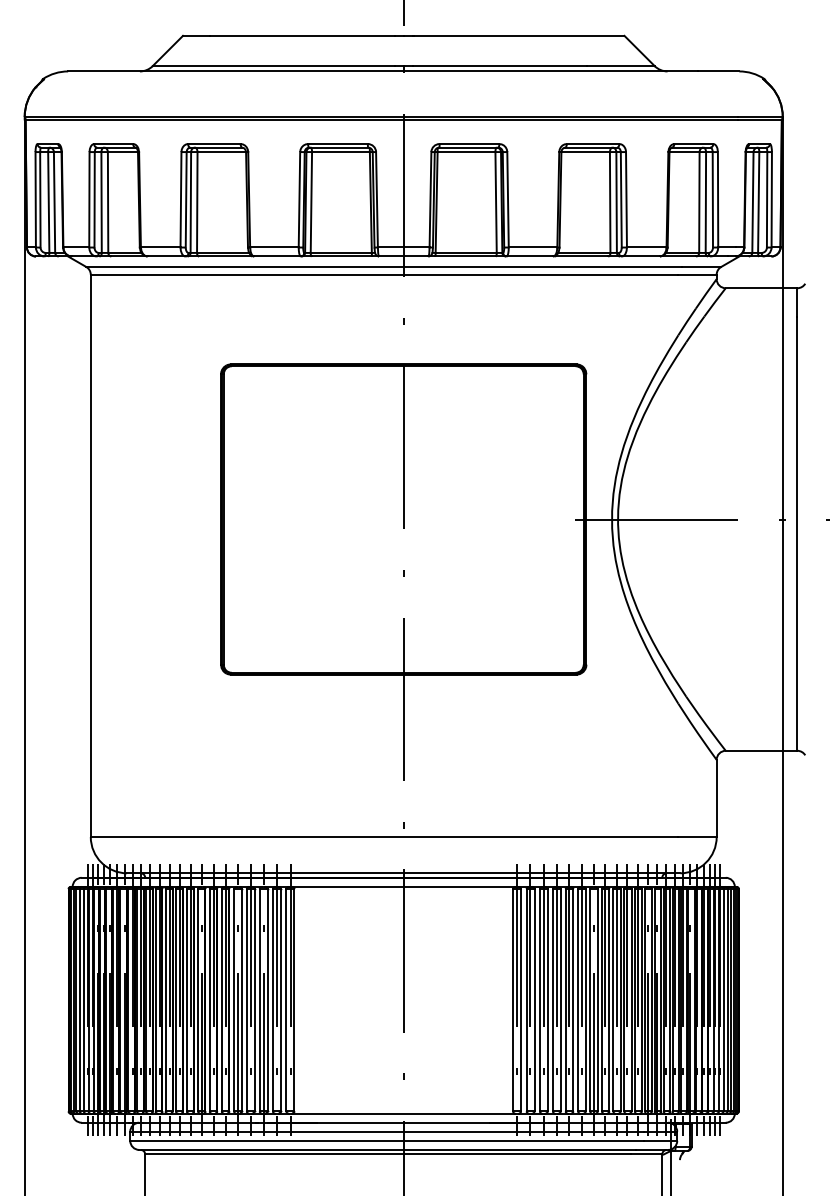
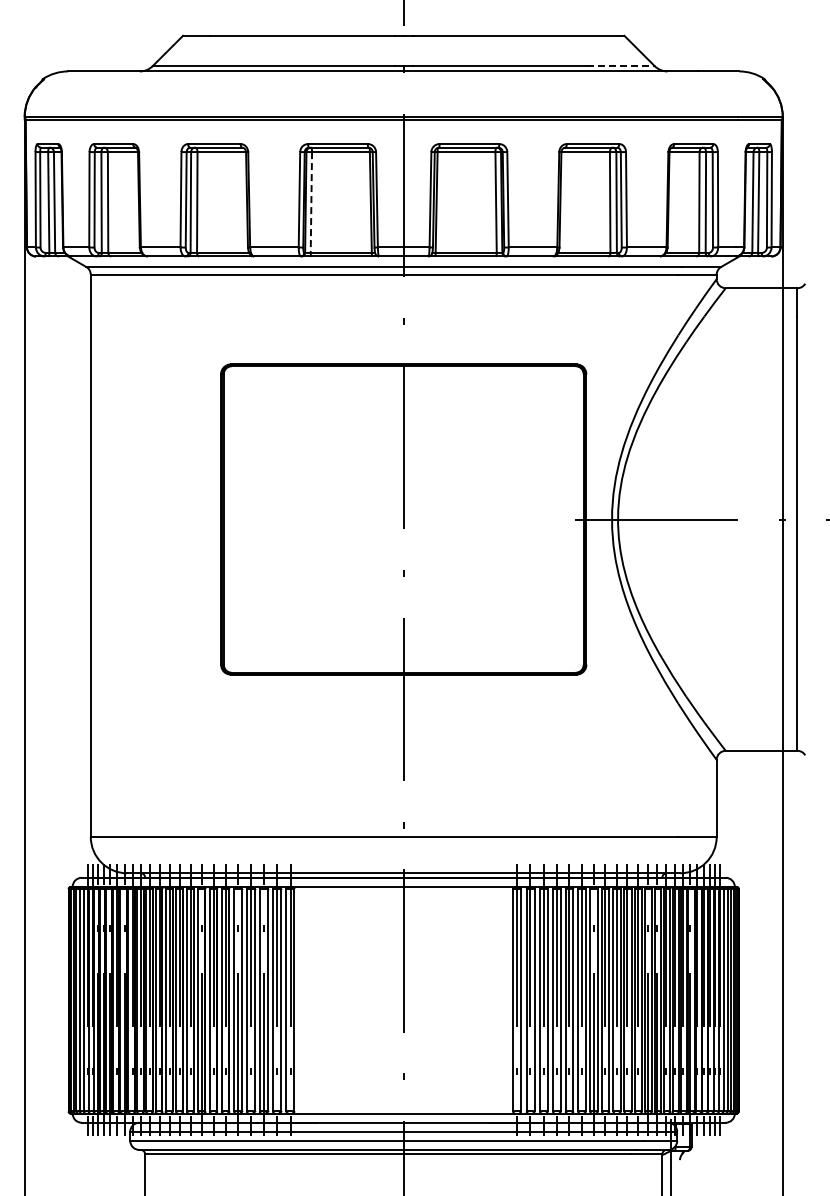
line: solid -> dashed (620, 66)
line: solid -> dashed (311, 203)
